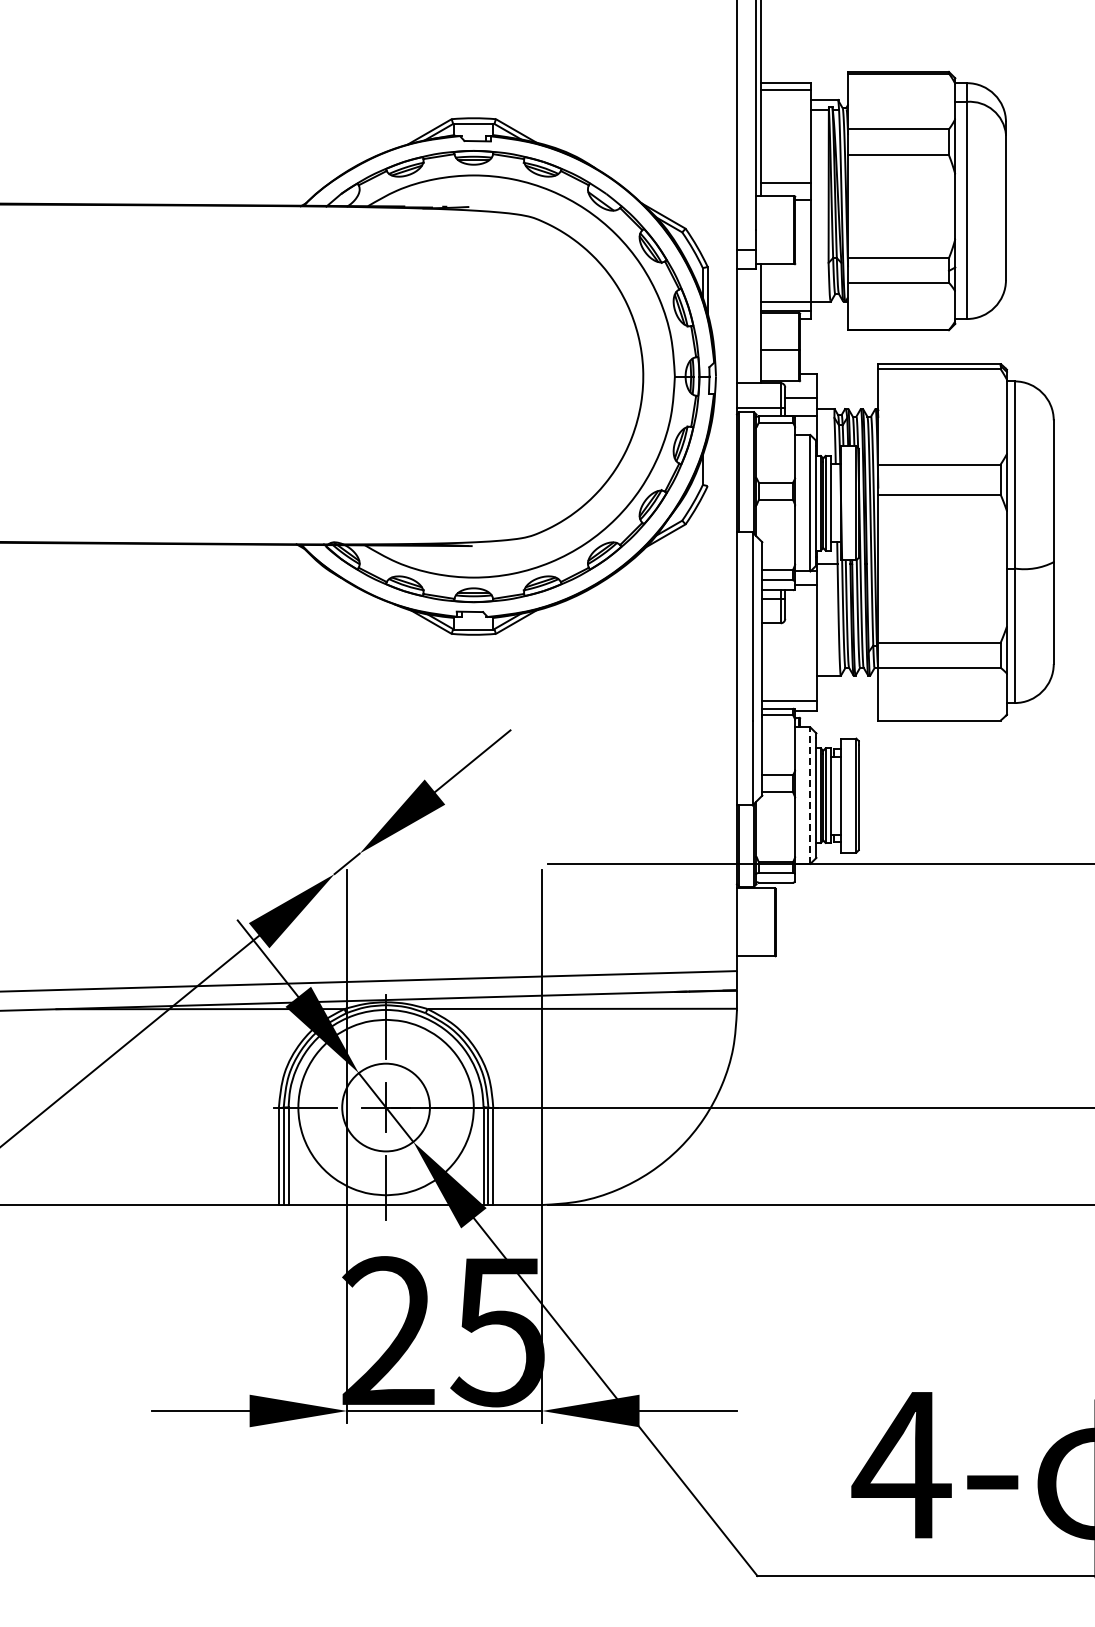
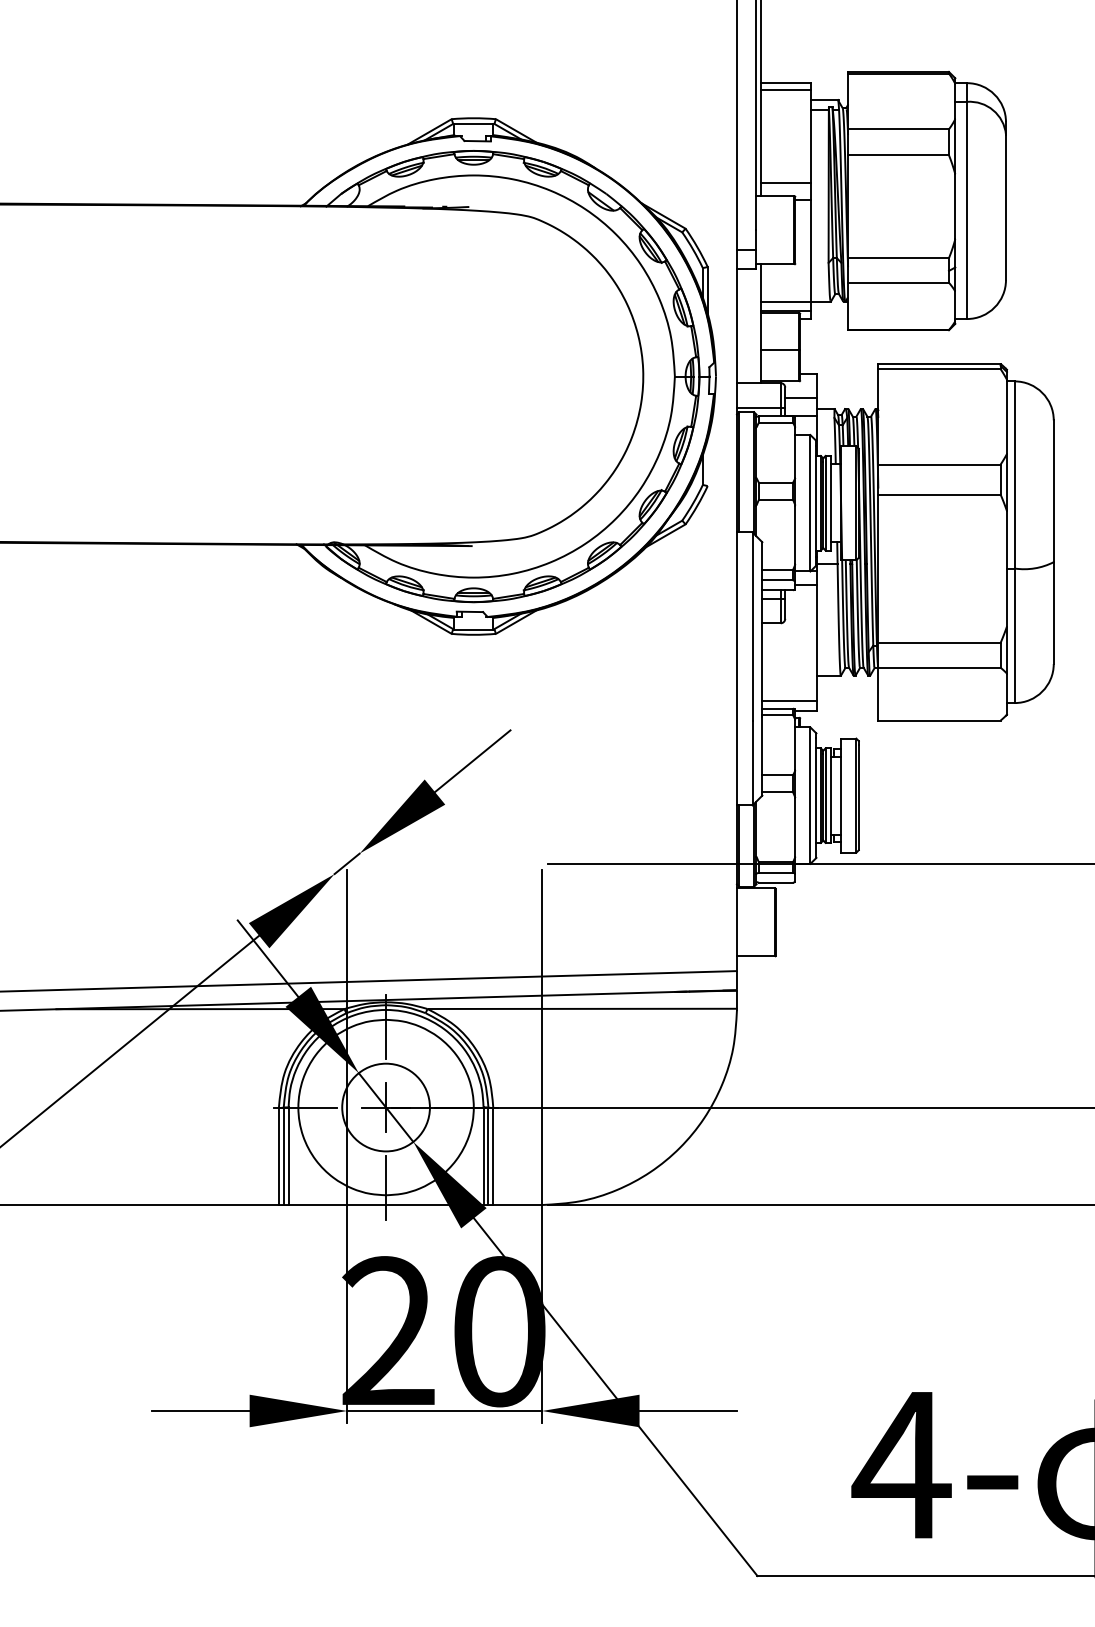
line: dashed -> solid (810, 795)
text: 25 -> 20 (497, 1331)
